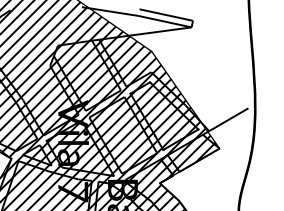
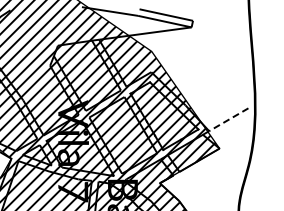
line: solid -> dashed (228, 119)
